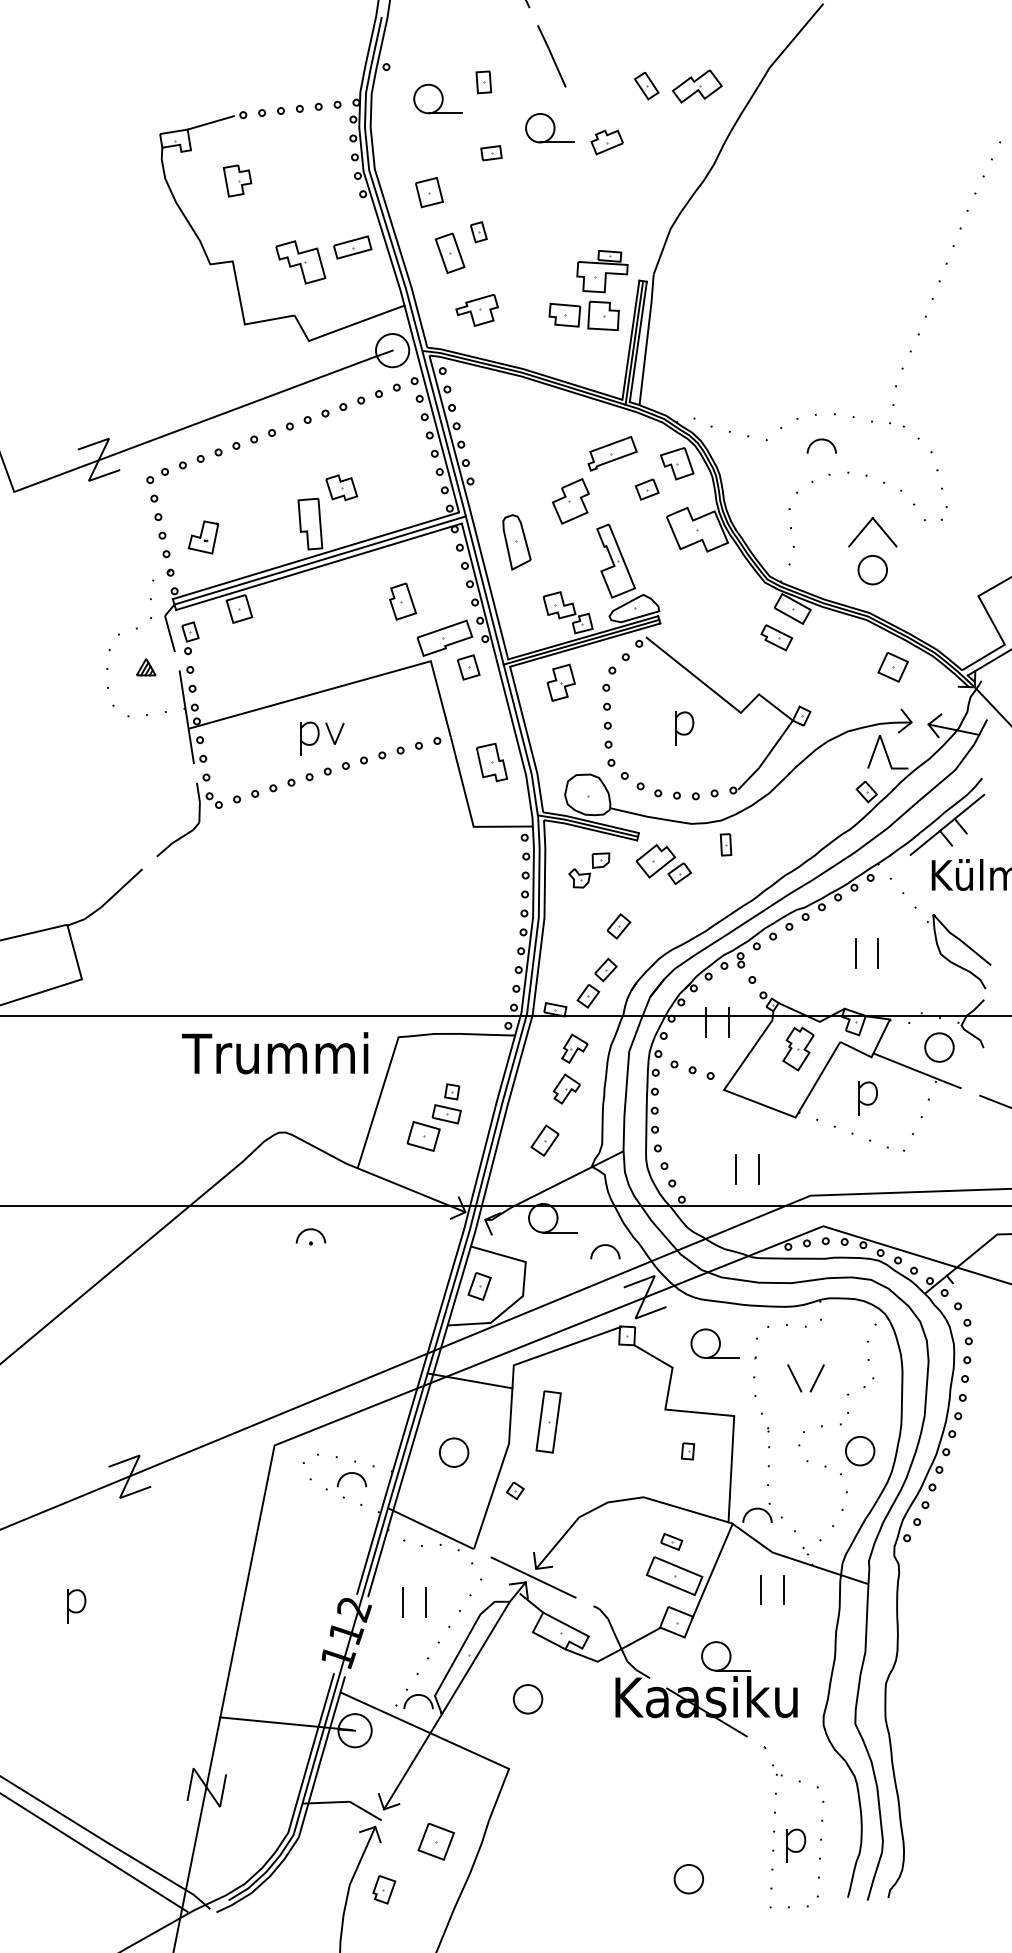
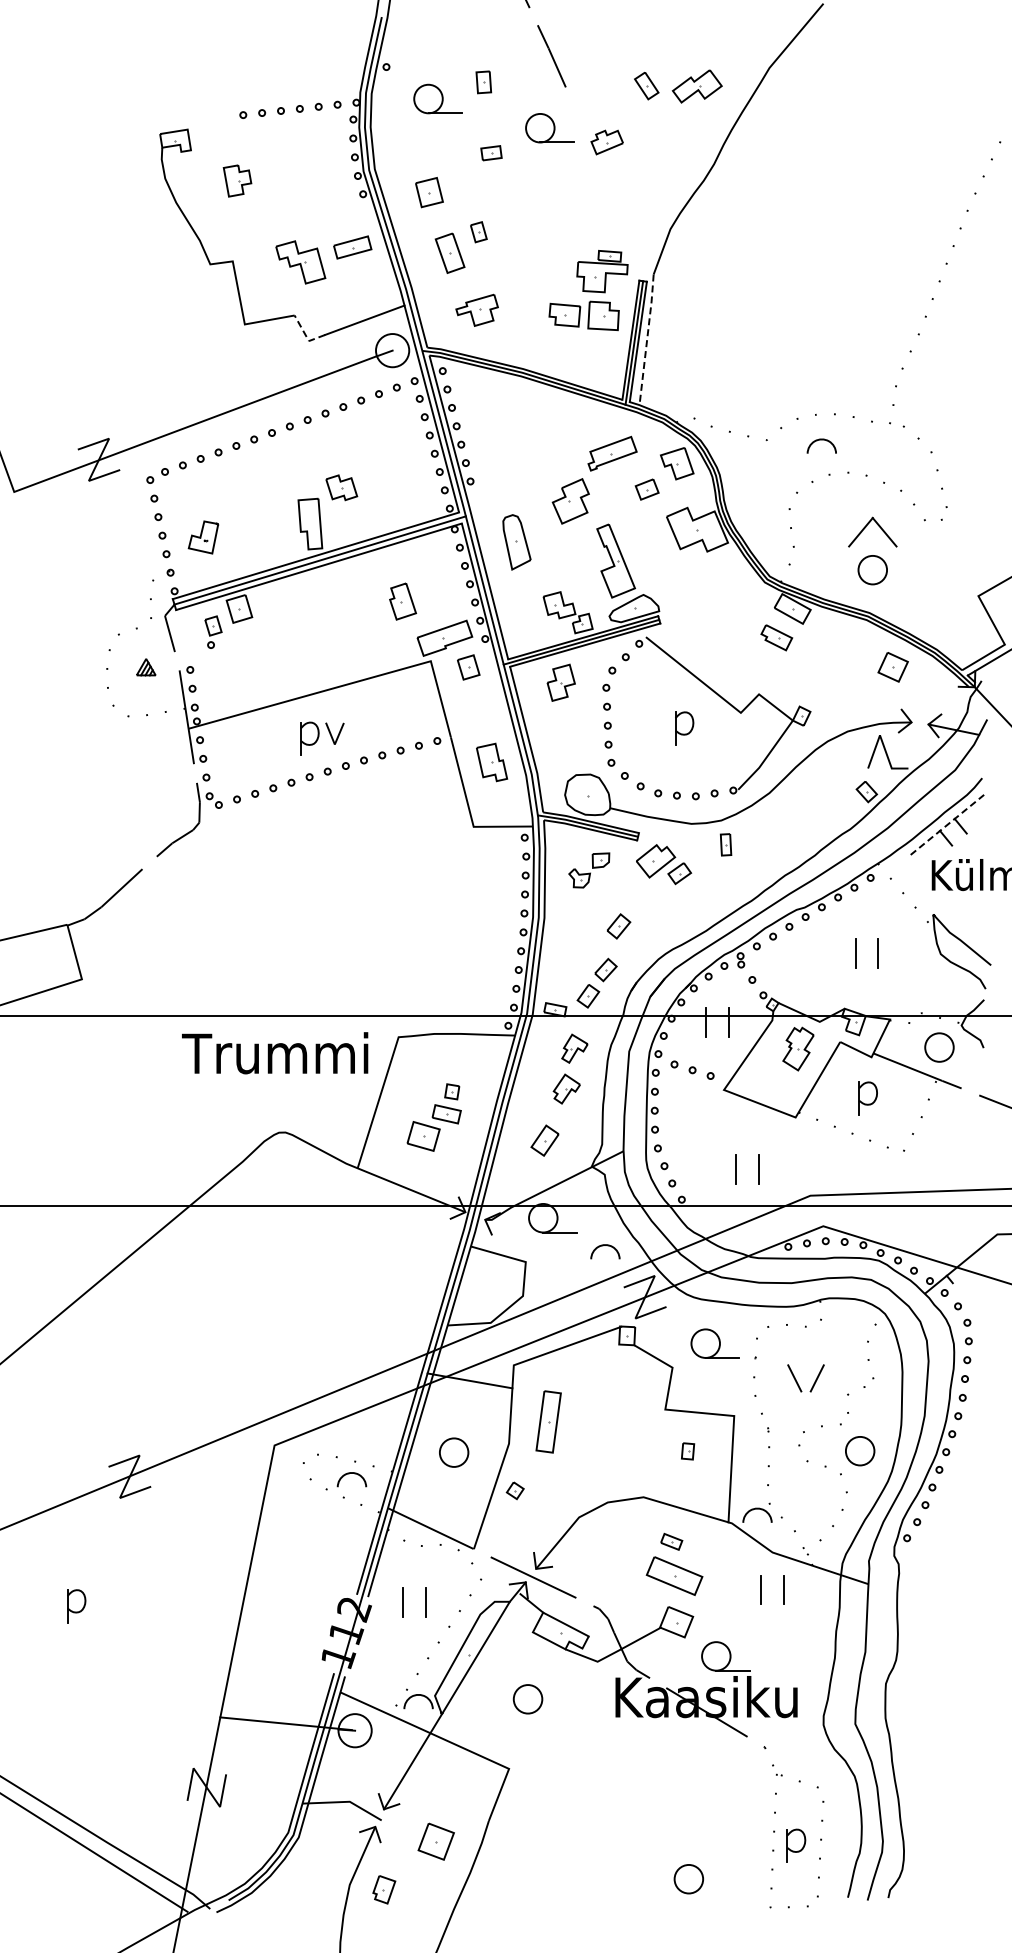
line: present -> none (210, 122)
line: solid -> dashed (306, 335)
line: solid -> dashed (647, 339)
part position: (190, 637) -> (213, 631) (213, 631)
line: solid -> dashed (947, 824)
part: present -> none (310, 1236)
part: present -> none (479, 1286)
line: present -> none (712, 1570)
